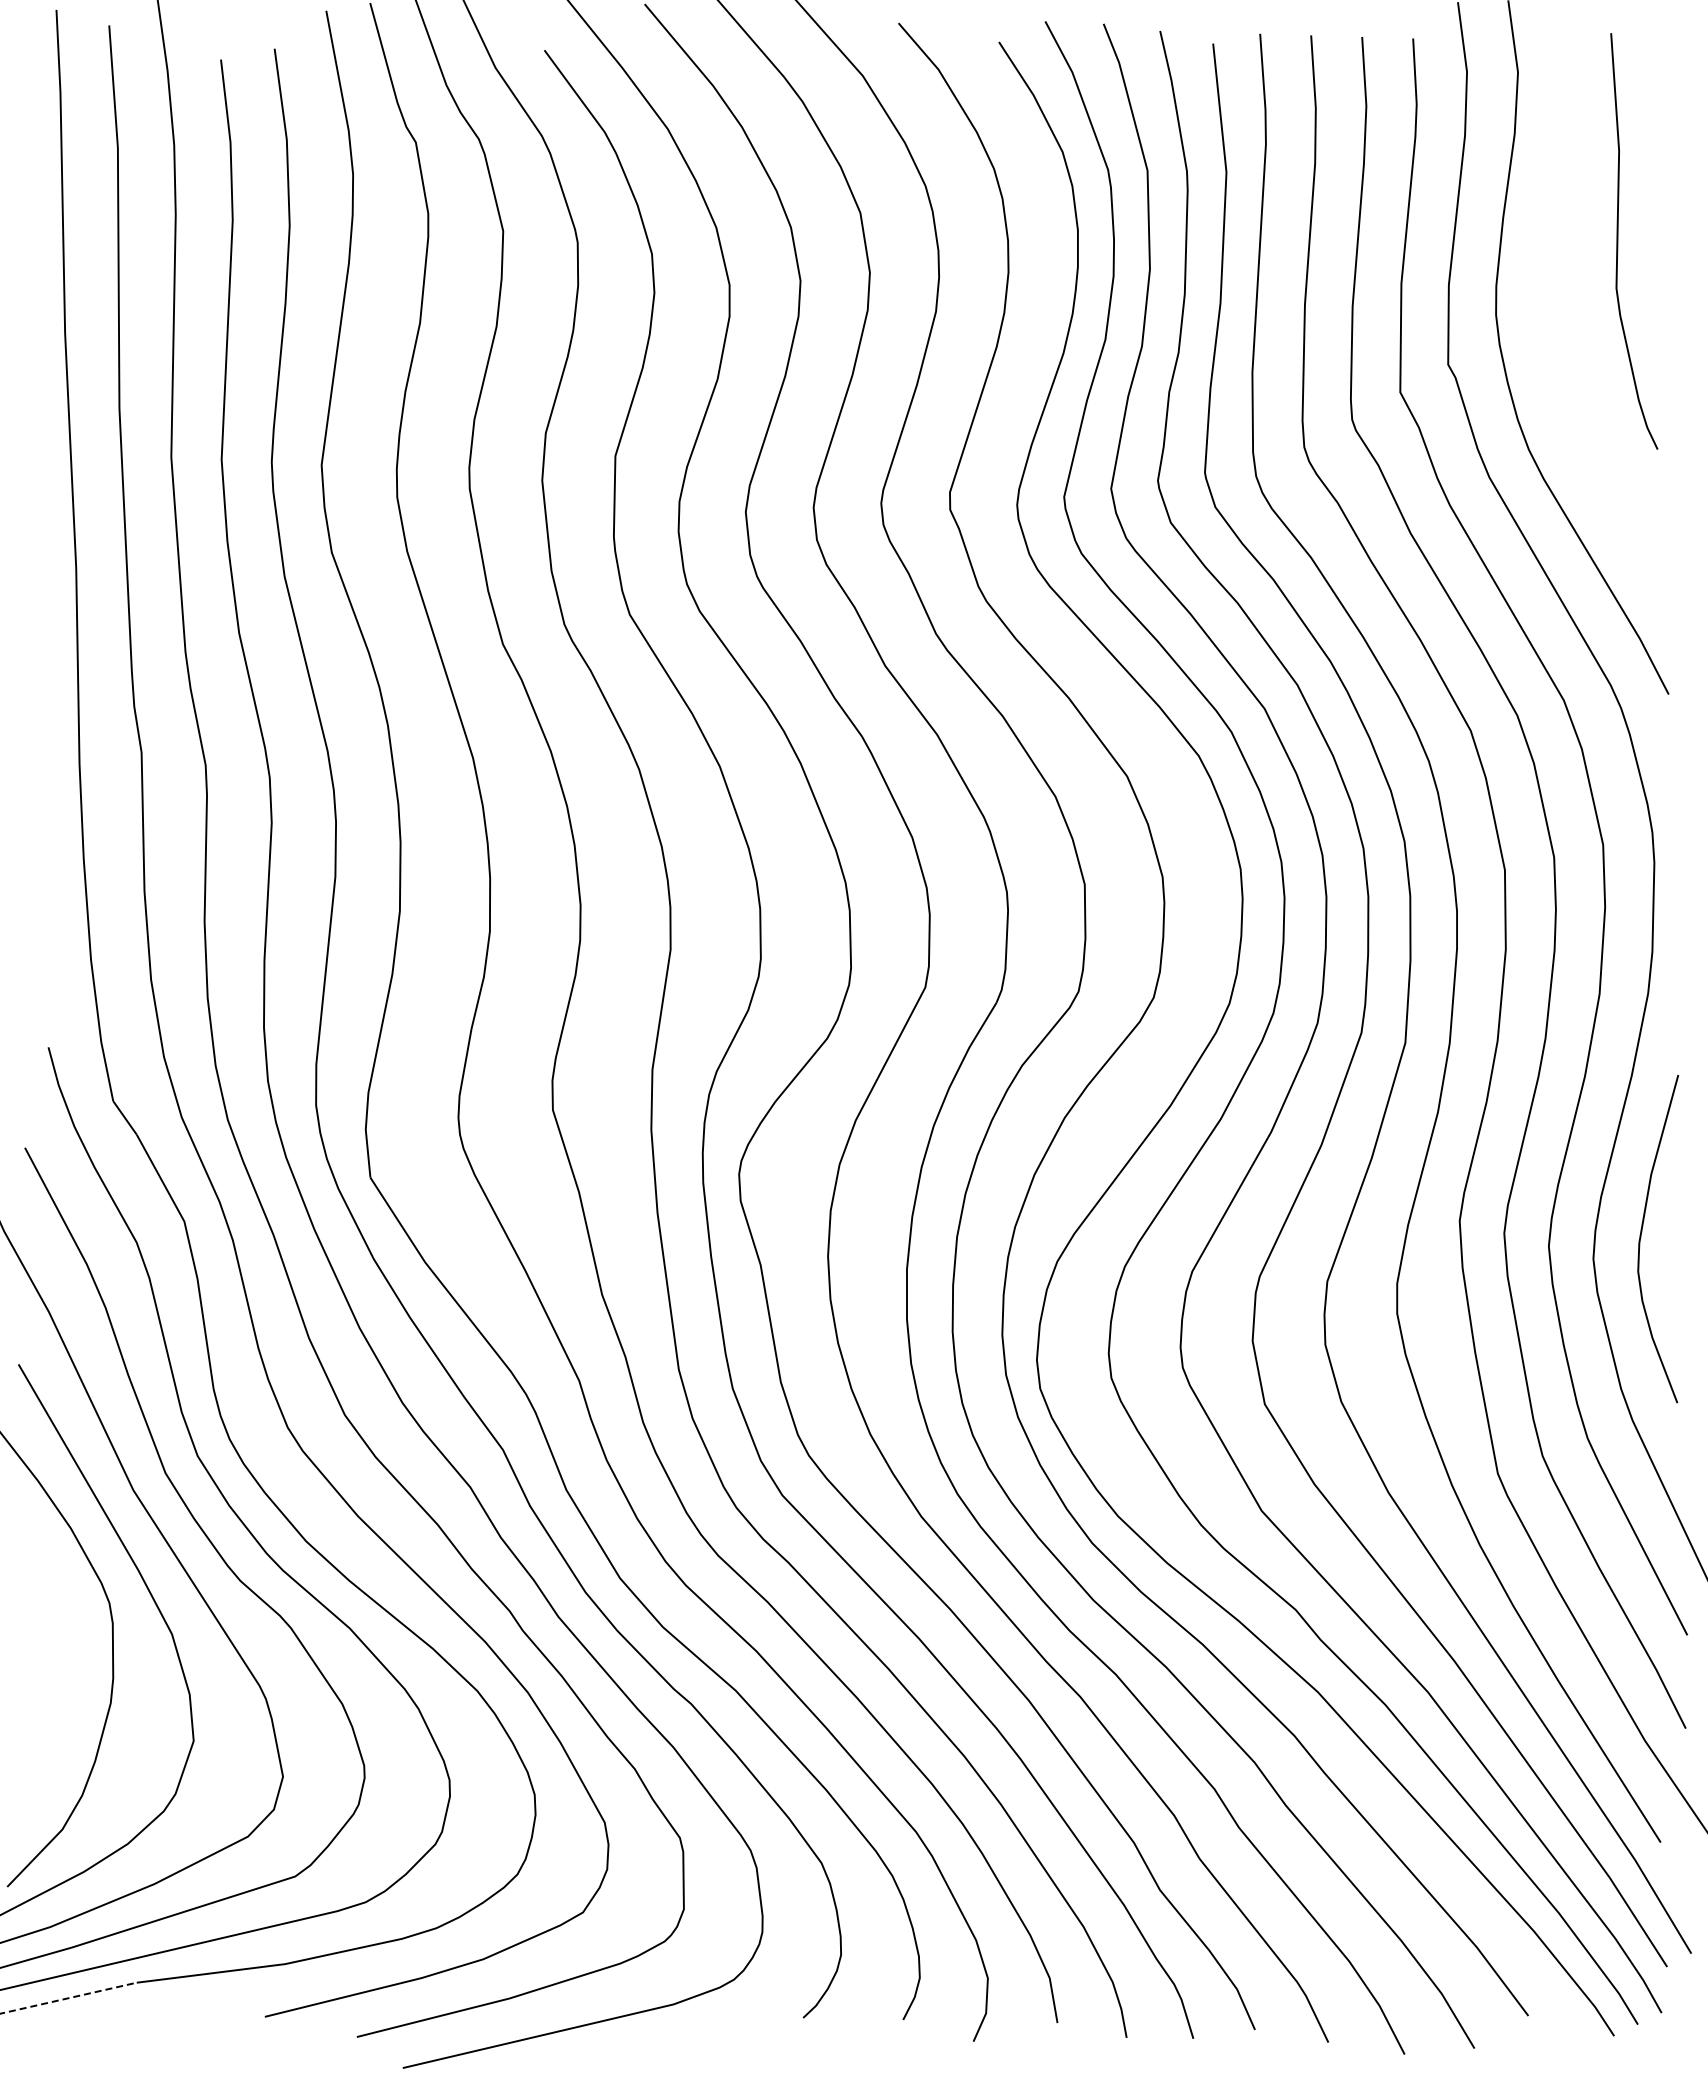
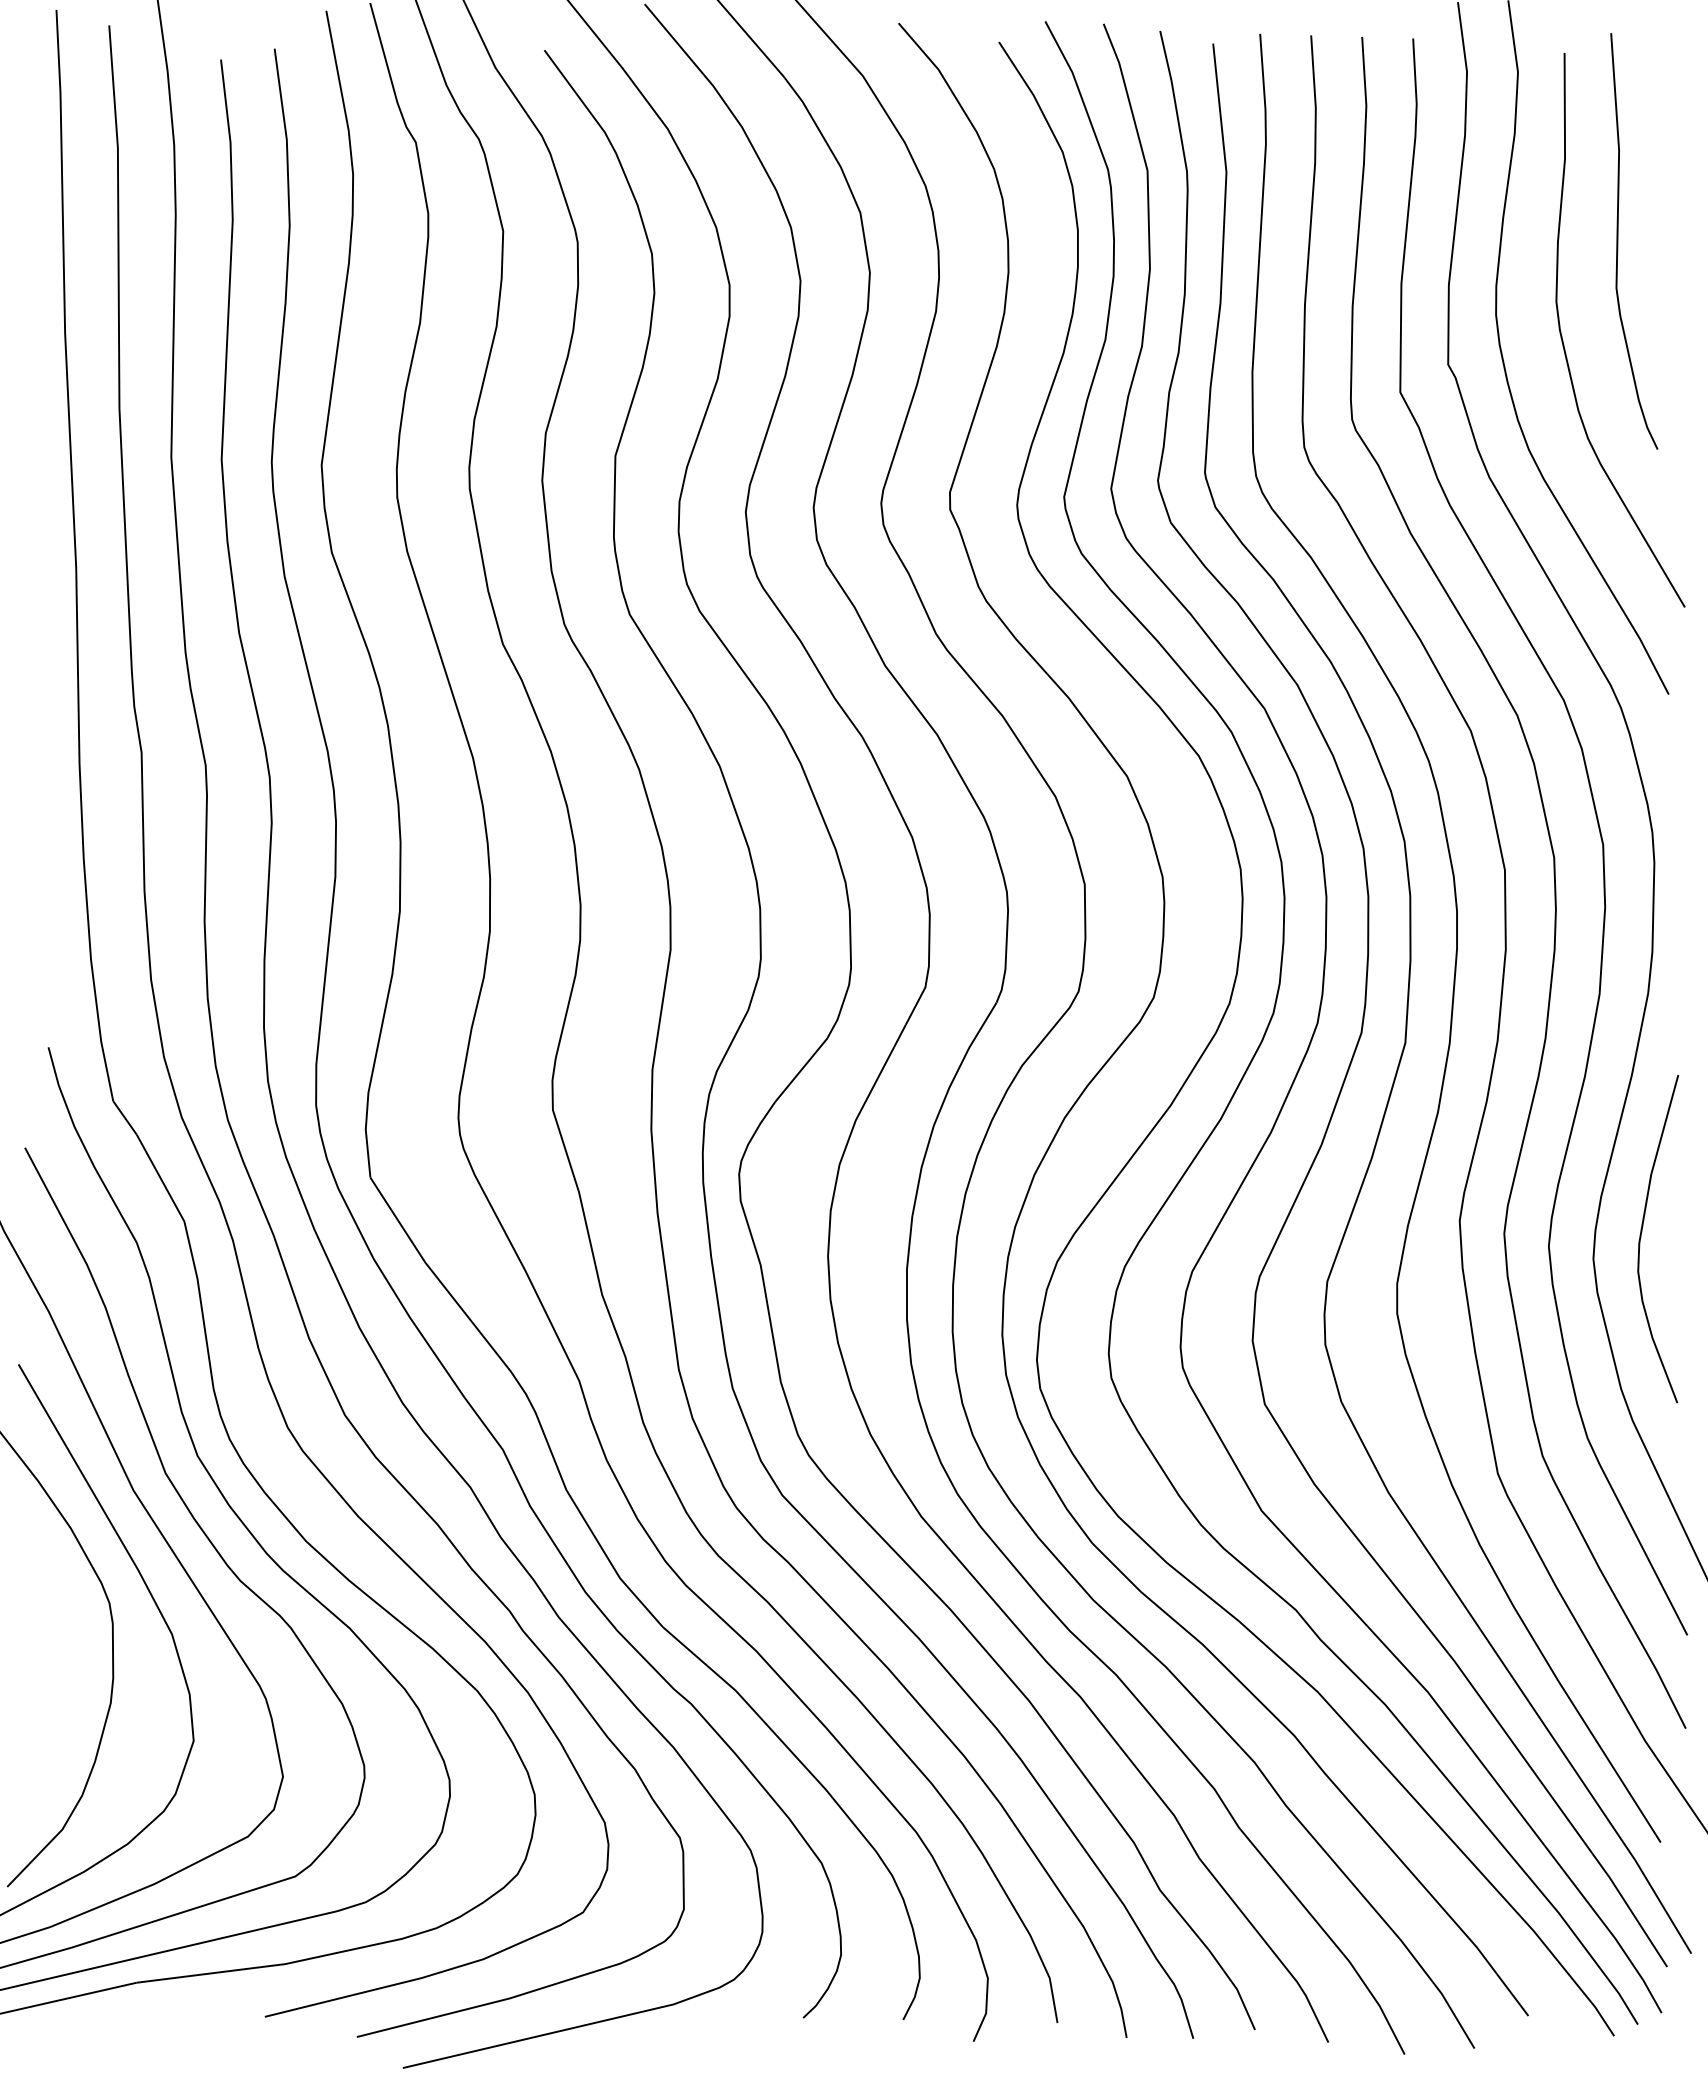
curve: none -> present (1564, 344)
line: dashed -> solid (68, 1998)
